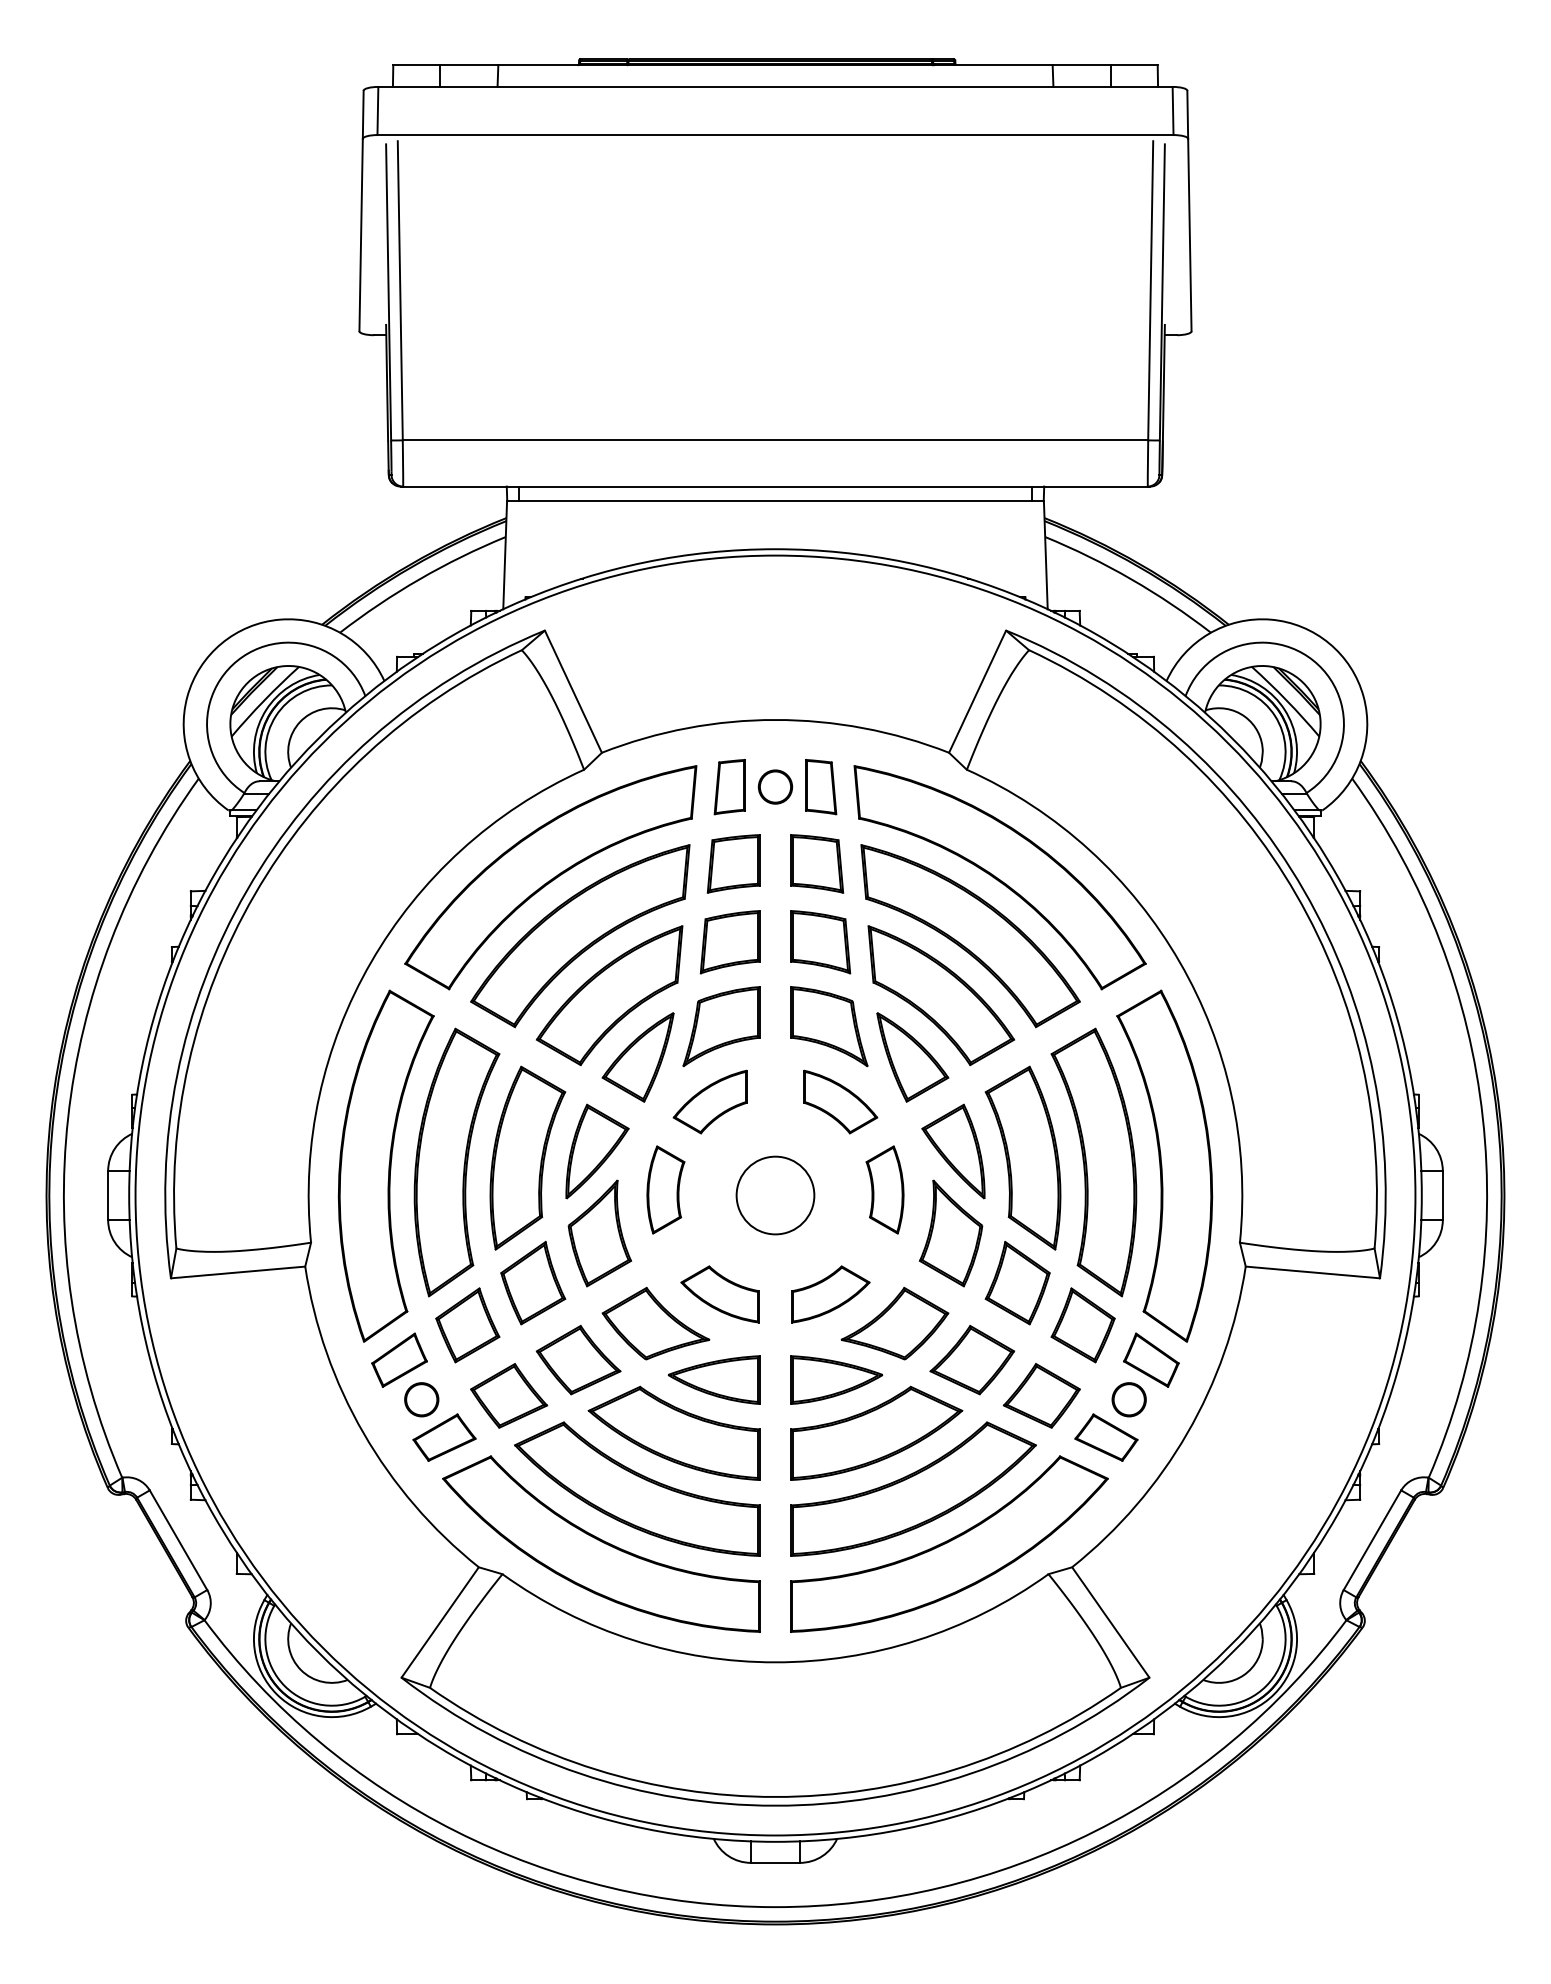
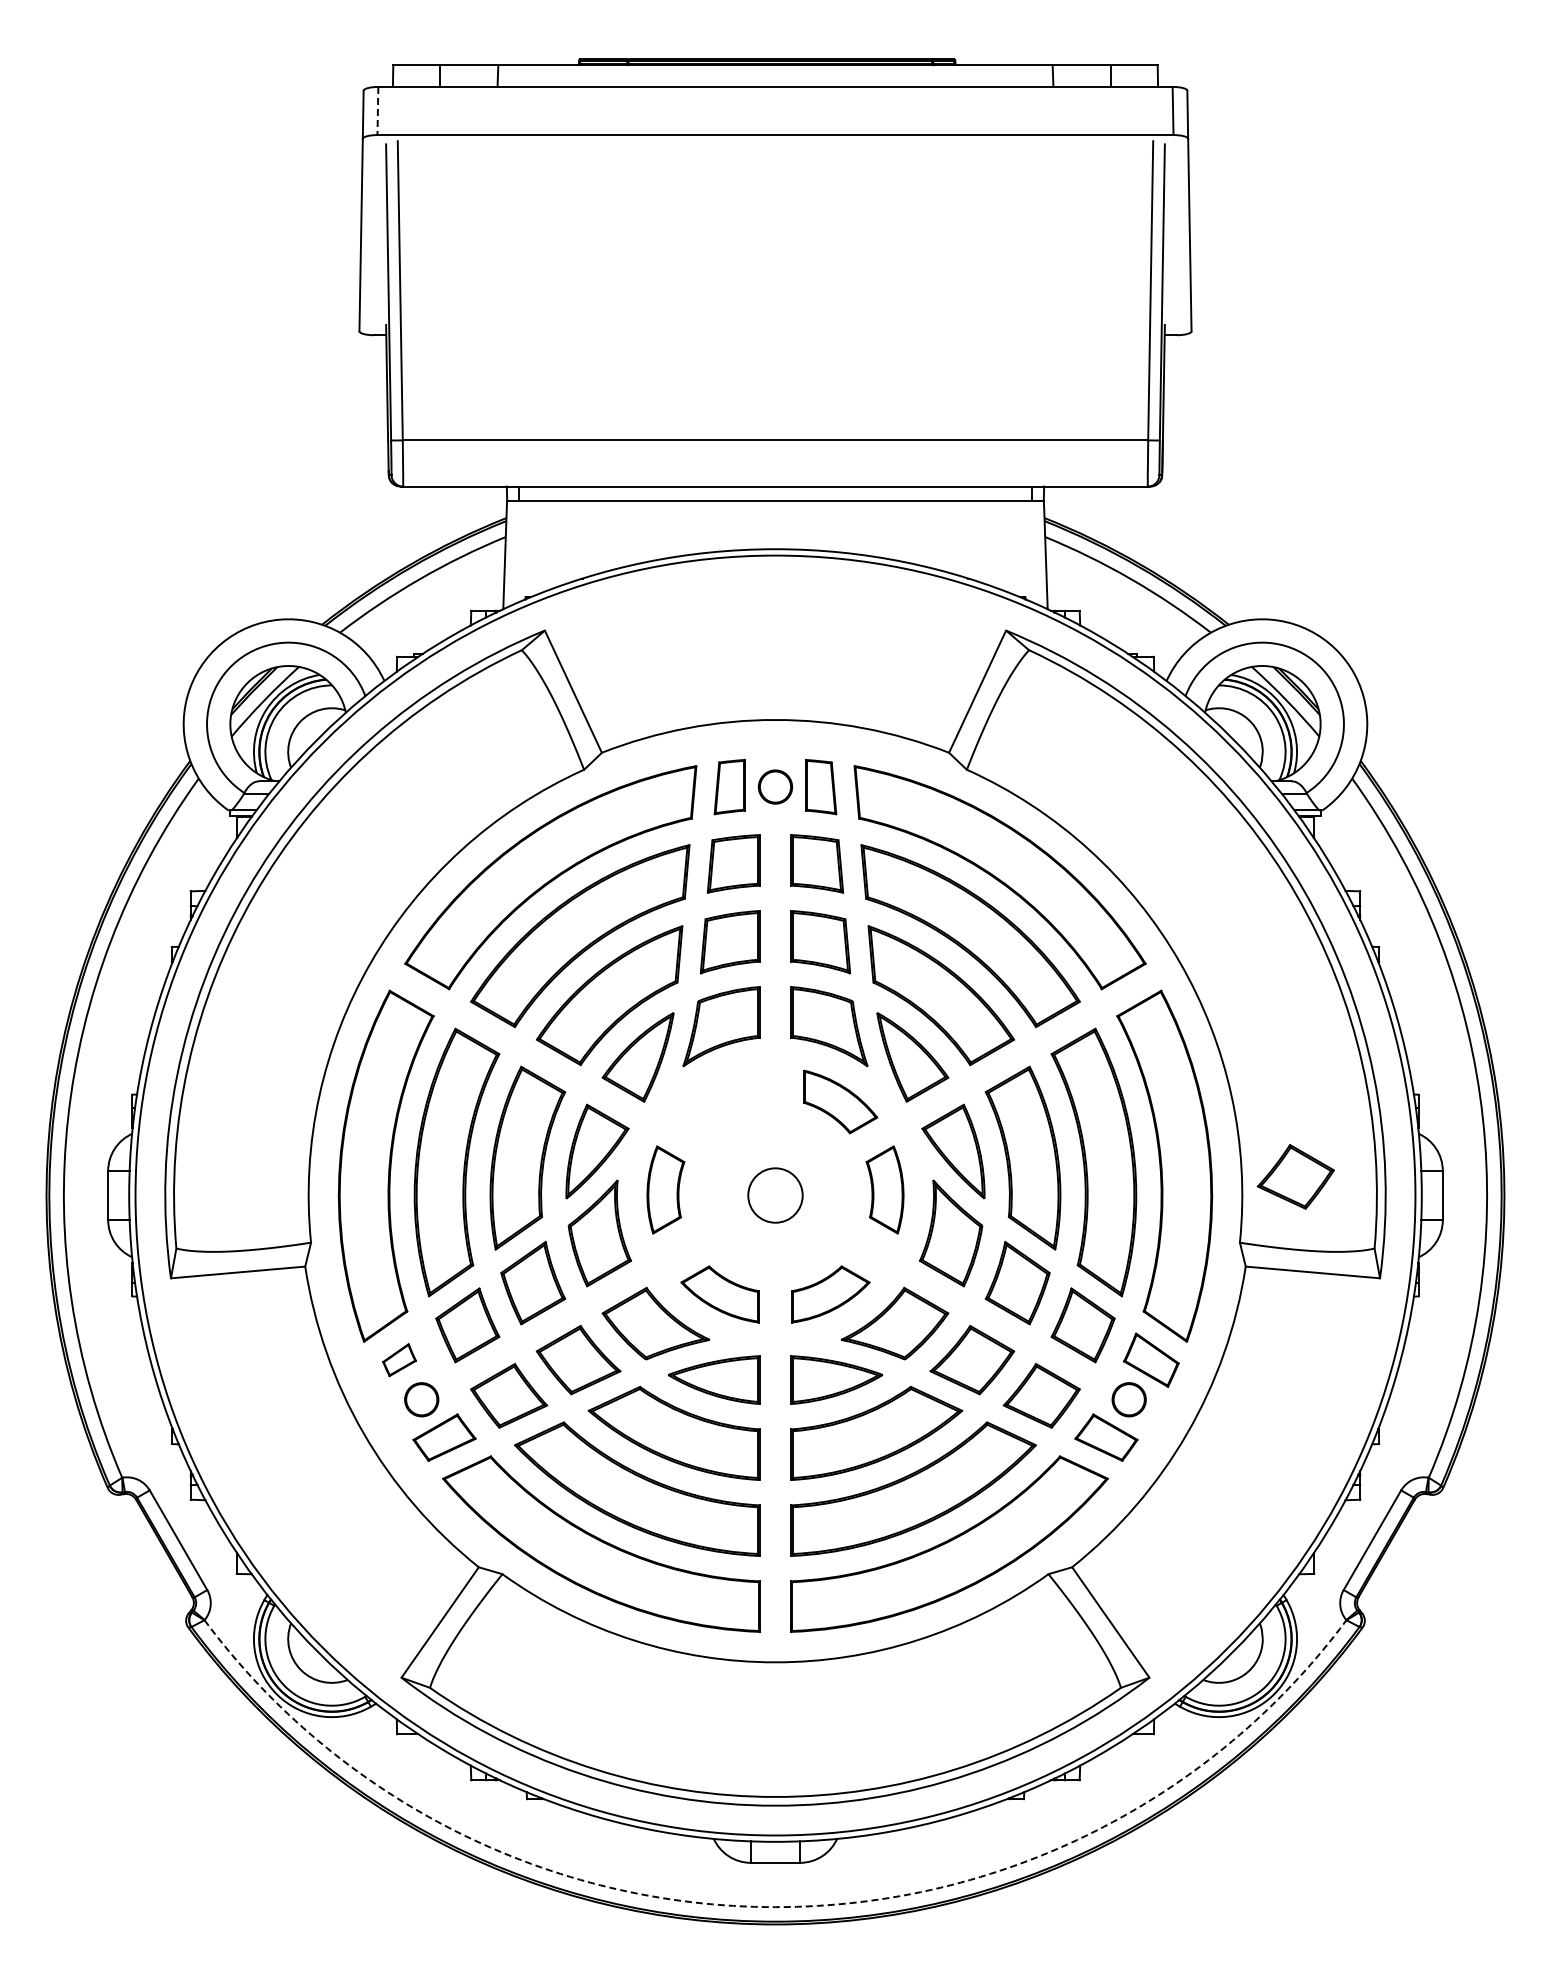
line: solid -> dashed (377, 111)
part: present -> none (709, 1101)
part: none -> present (1295, 1176)
circle diameter: 78 px -> 54 px (775, 1195)
part size: 57x56 px -> 35x35 px (399, 1360)
arc: solid -> dashed (775, 1907)
